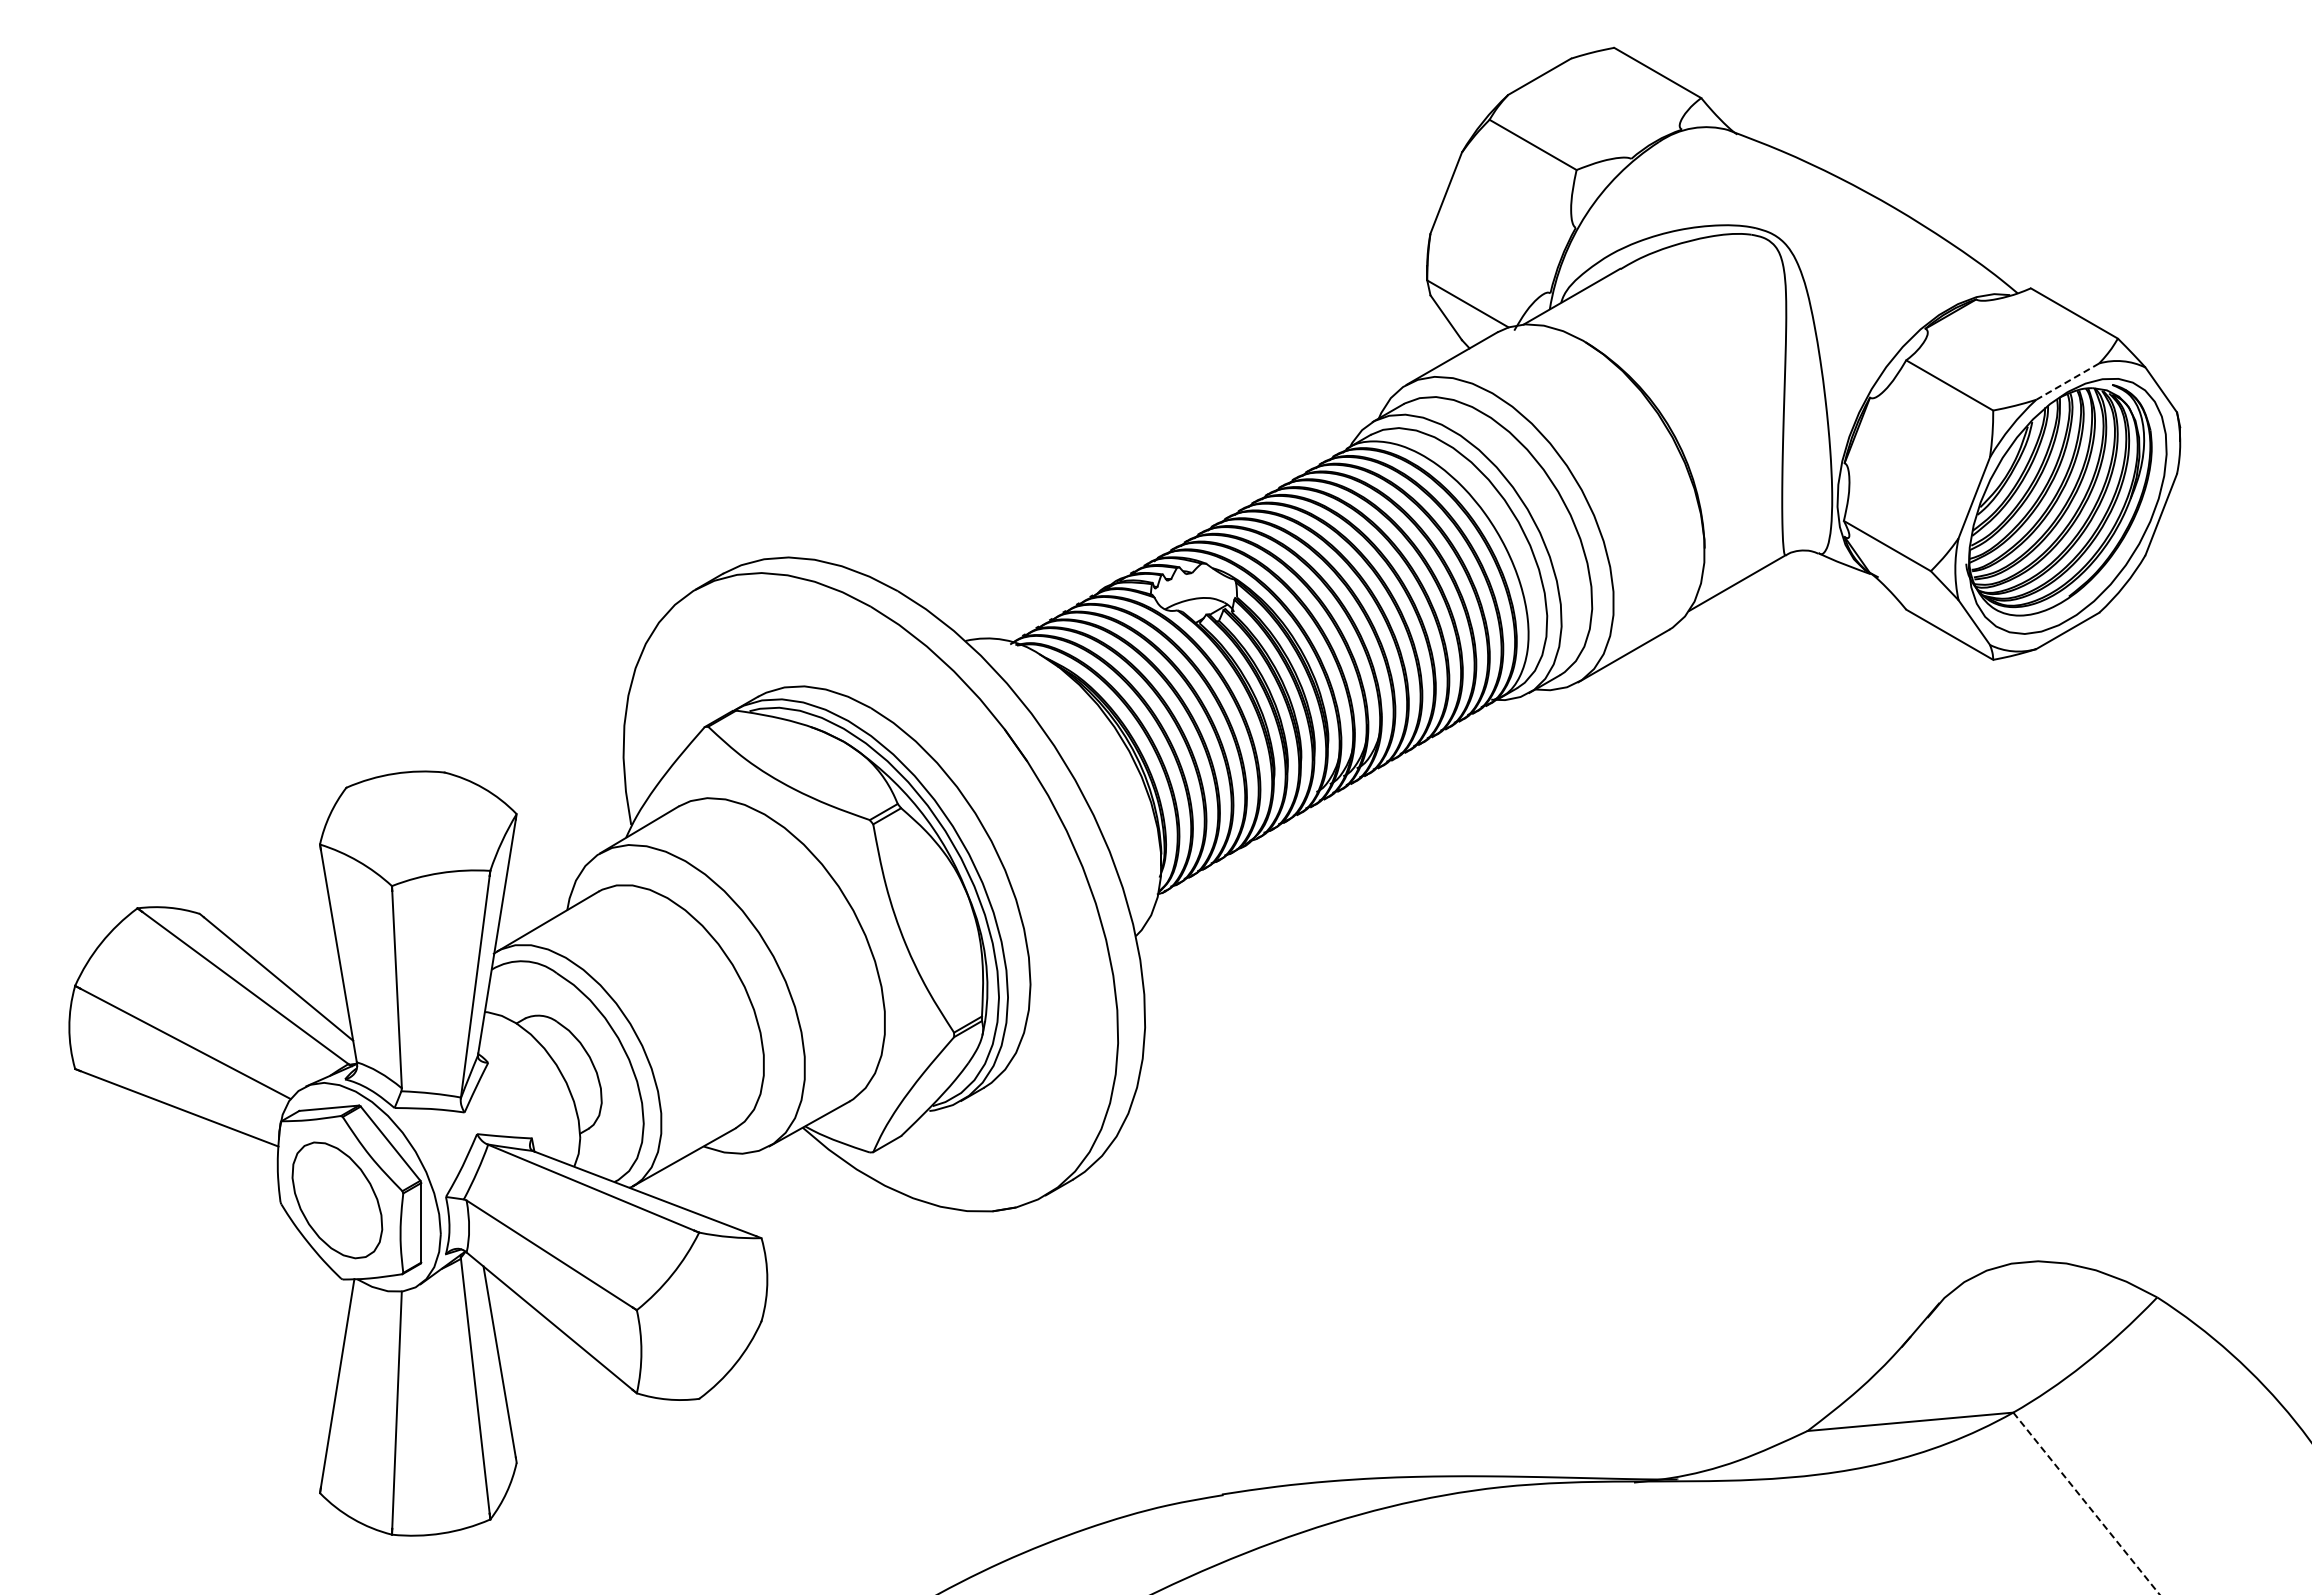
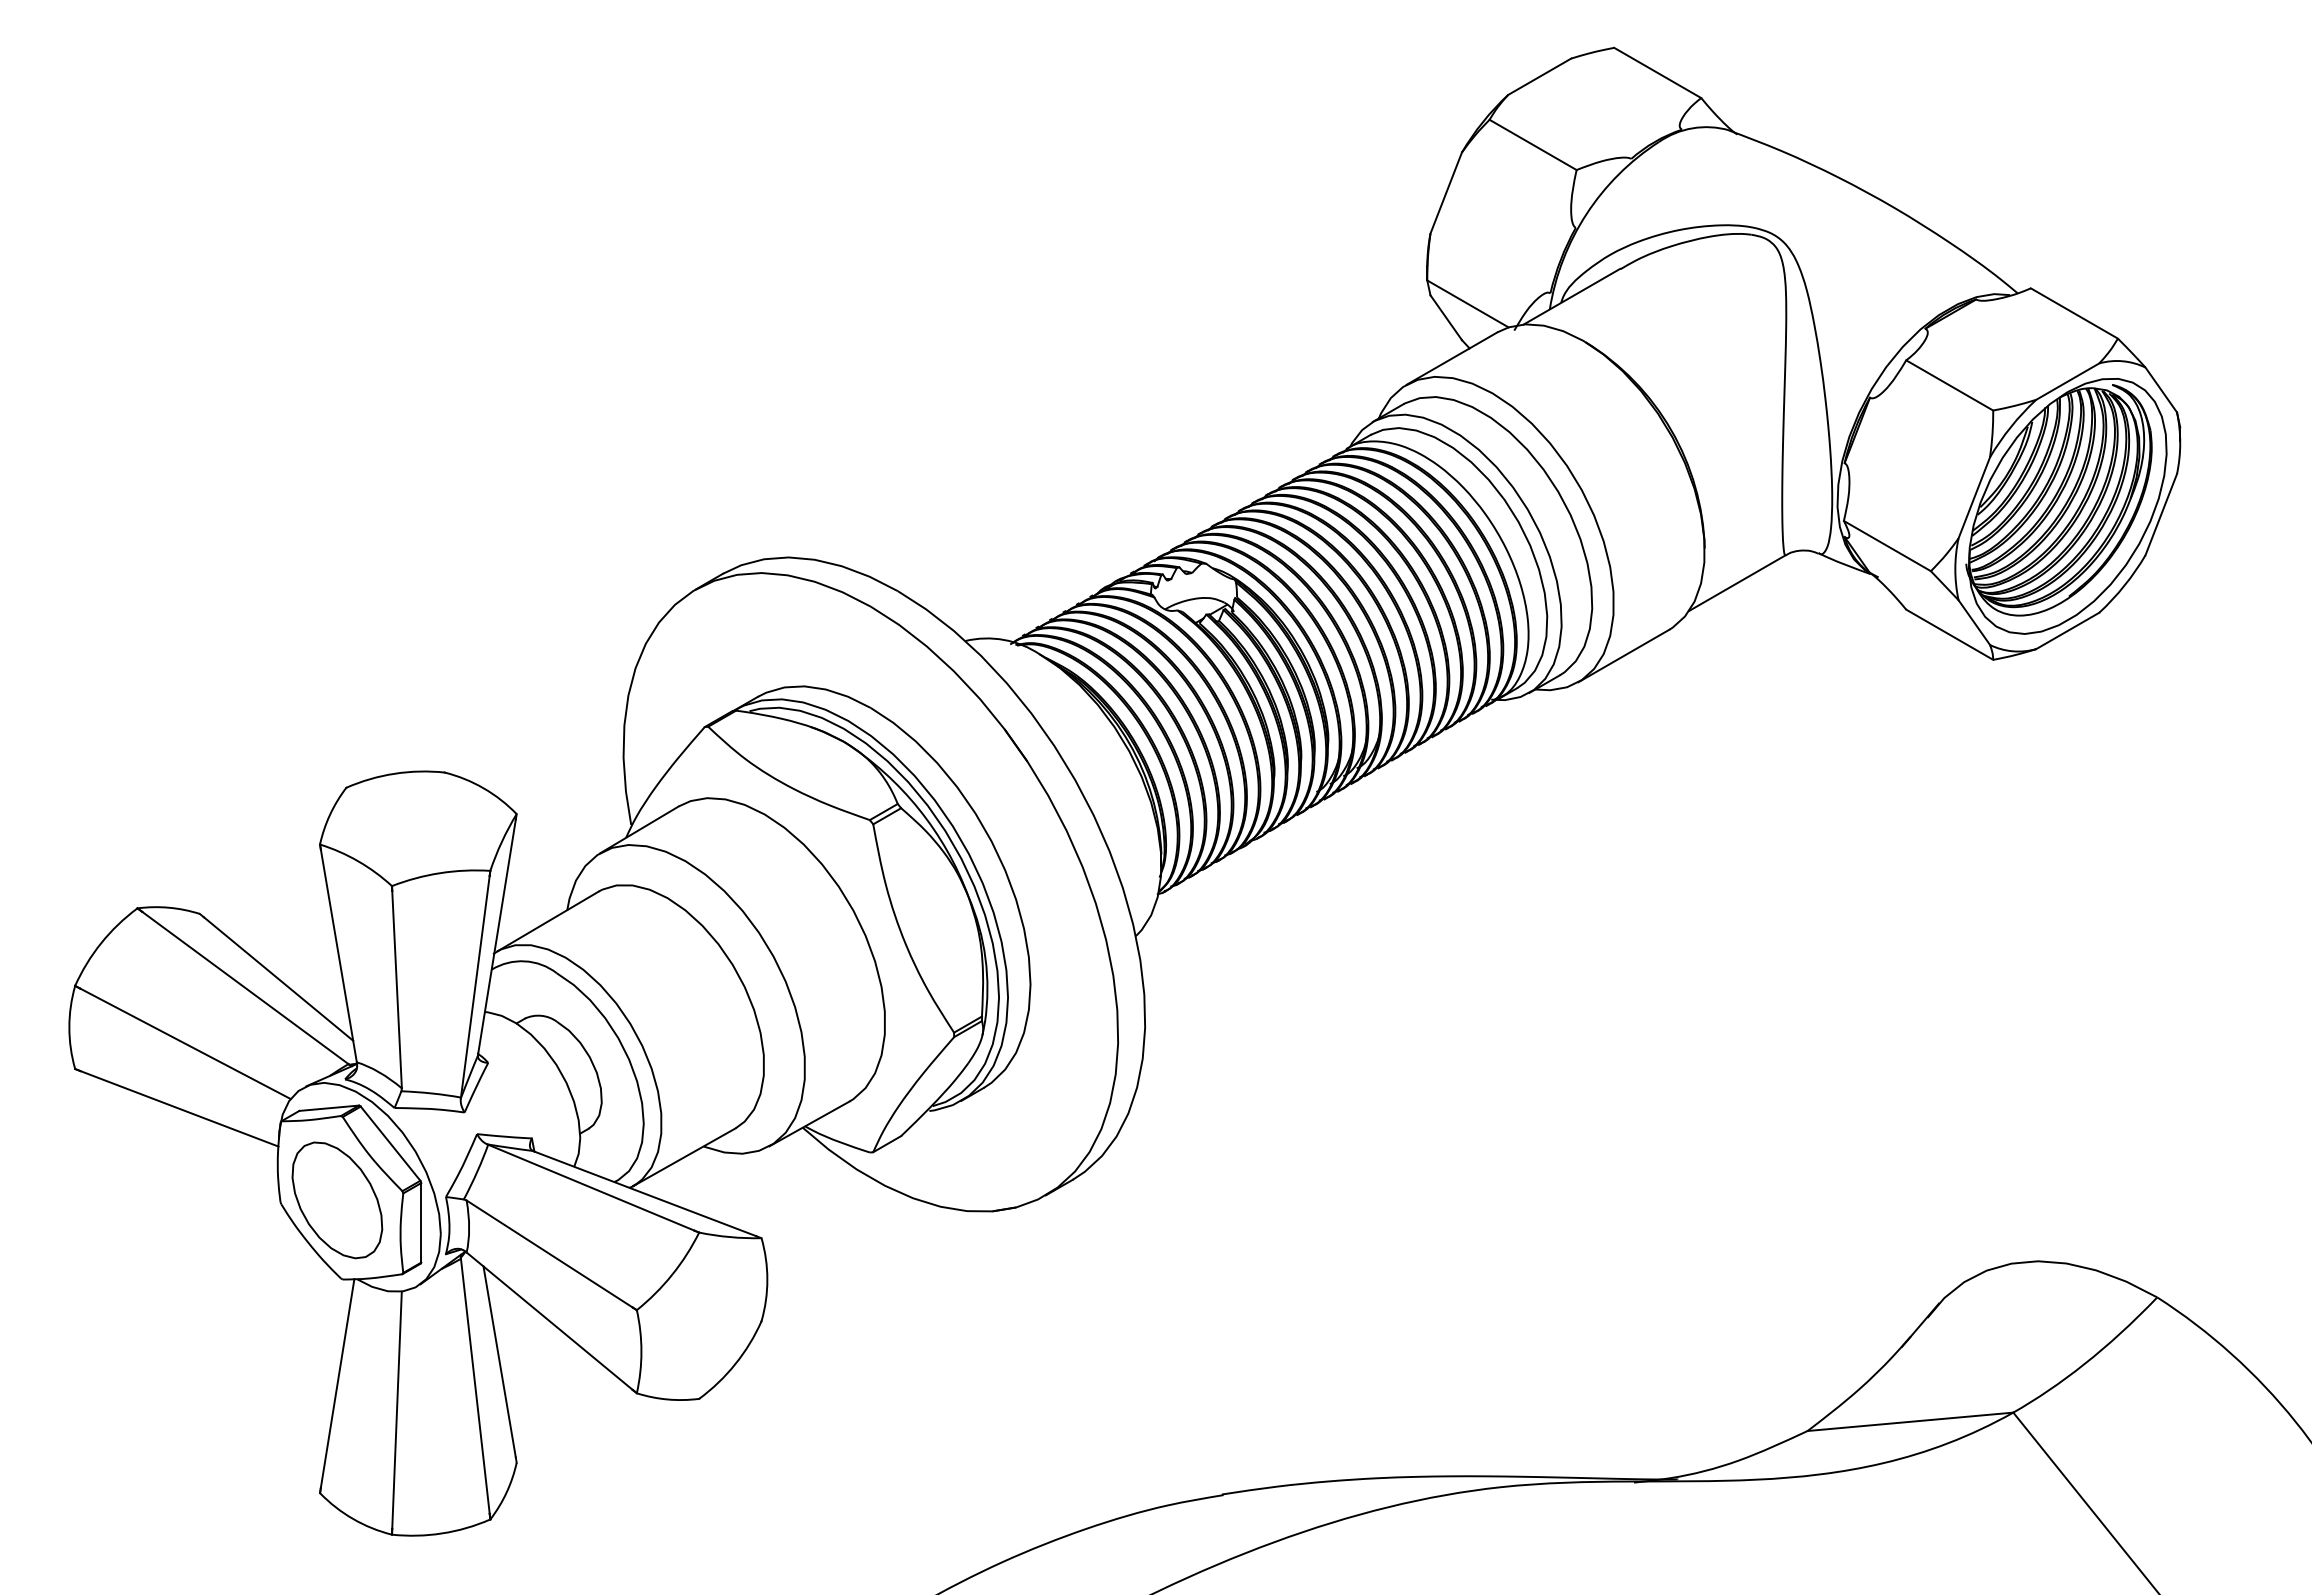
line: dashed -> solid (2067, 381)
line: dashed -> solid (2086, 1503)
